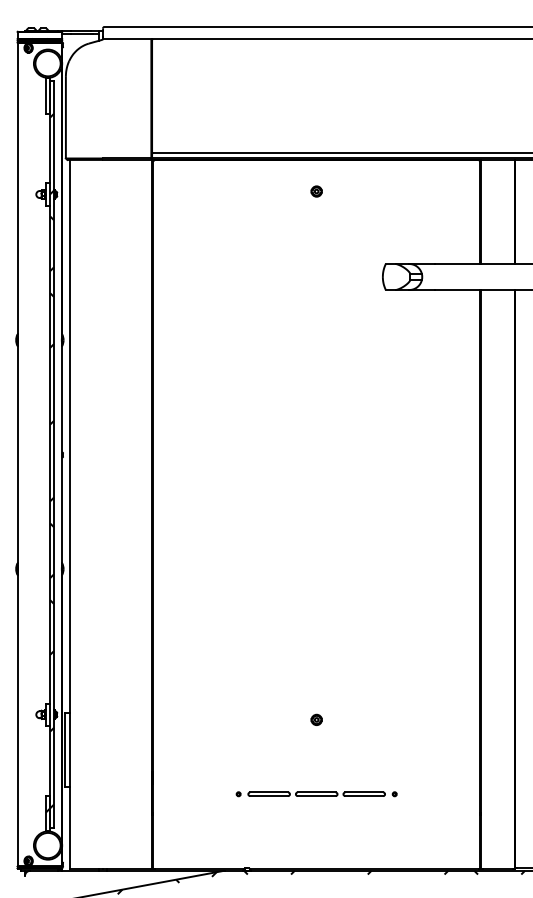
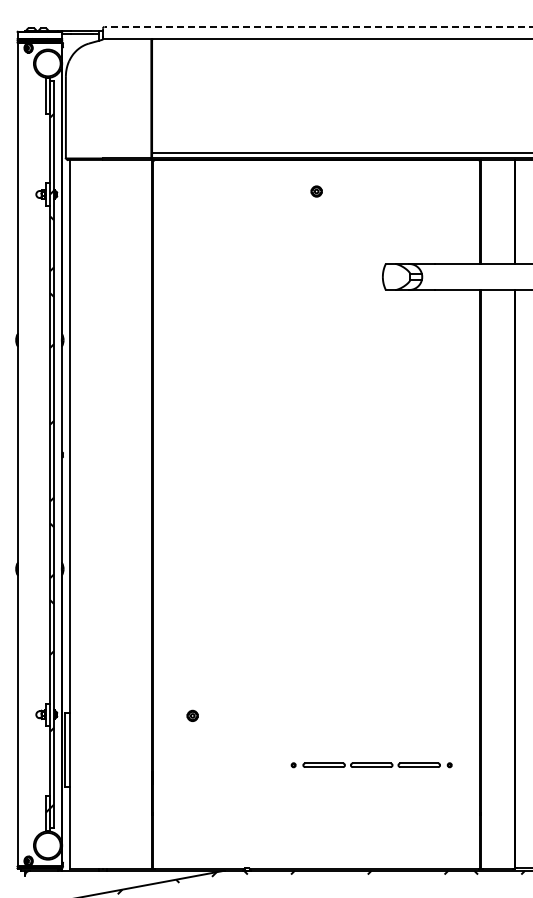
line: solid -> dashed (318, 26)
part position: (316, 719) -> (192, 715) (192, 715)
part position: (316, 794) -> (371, 765) (371, 765)
